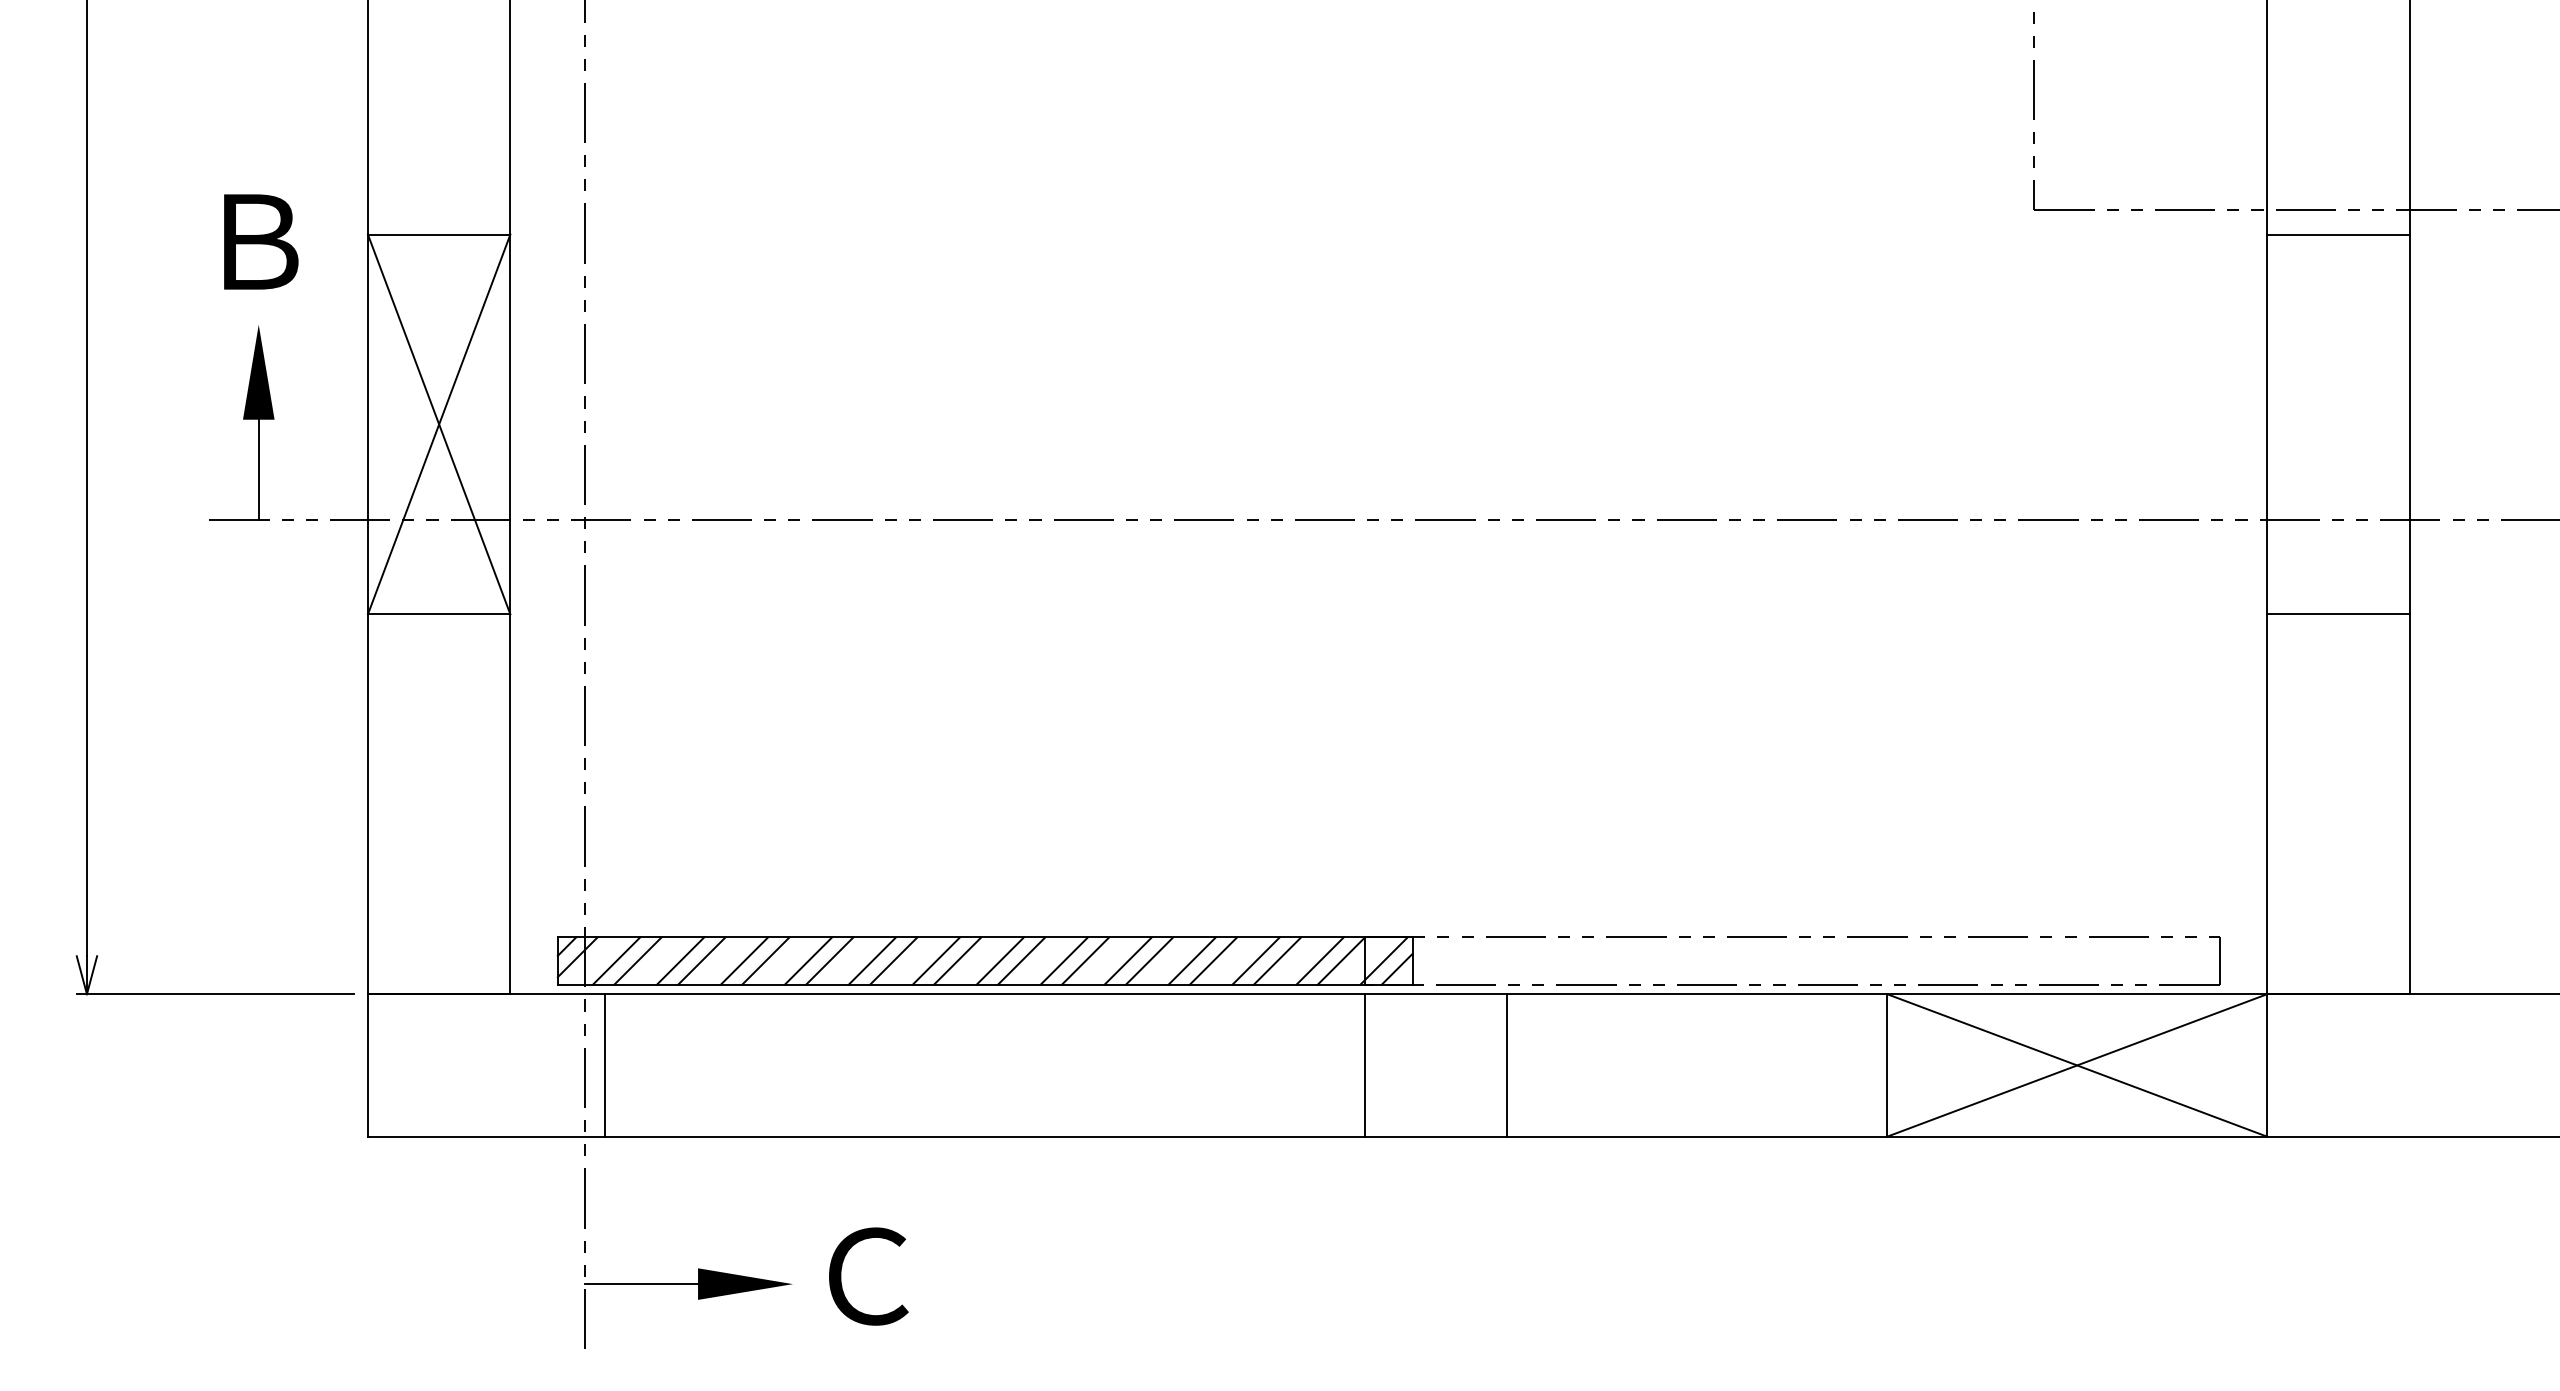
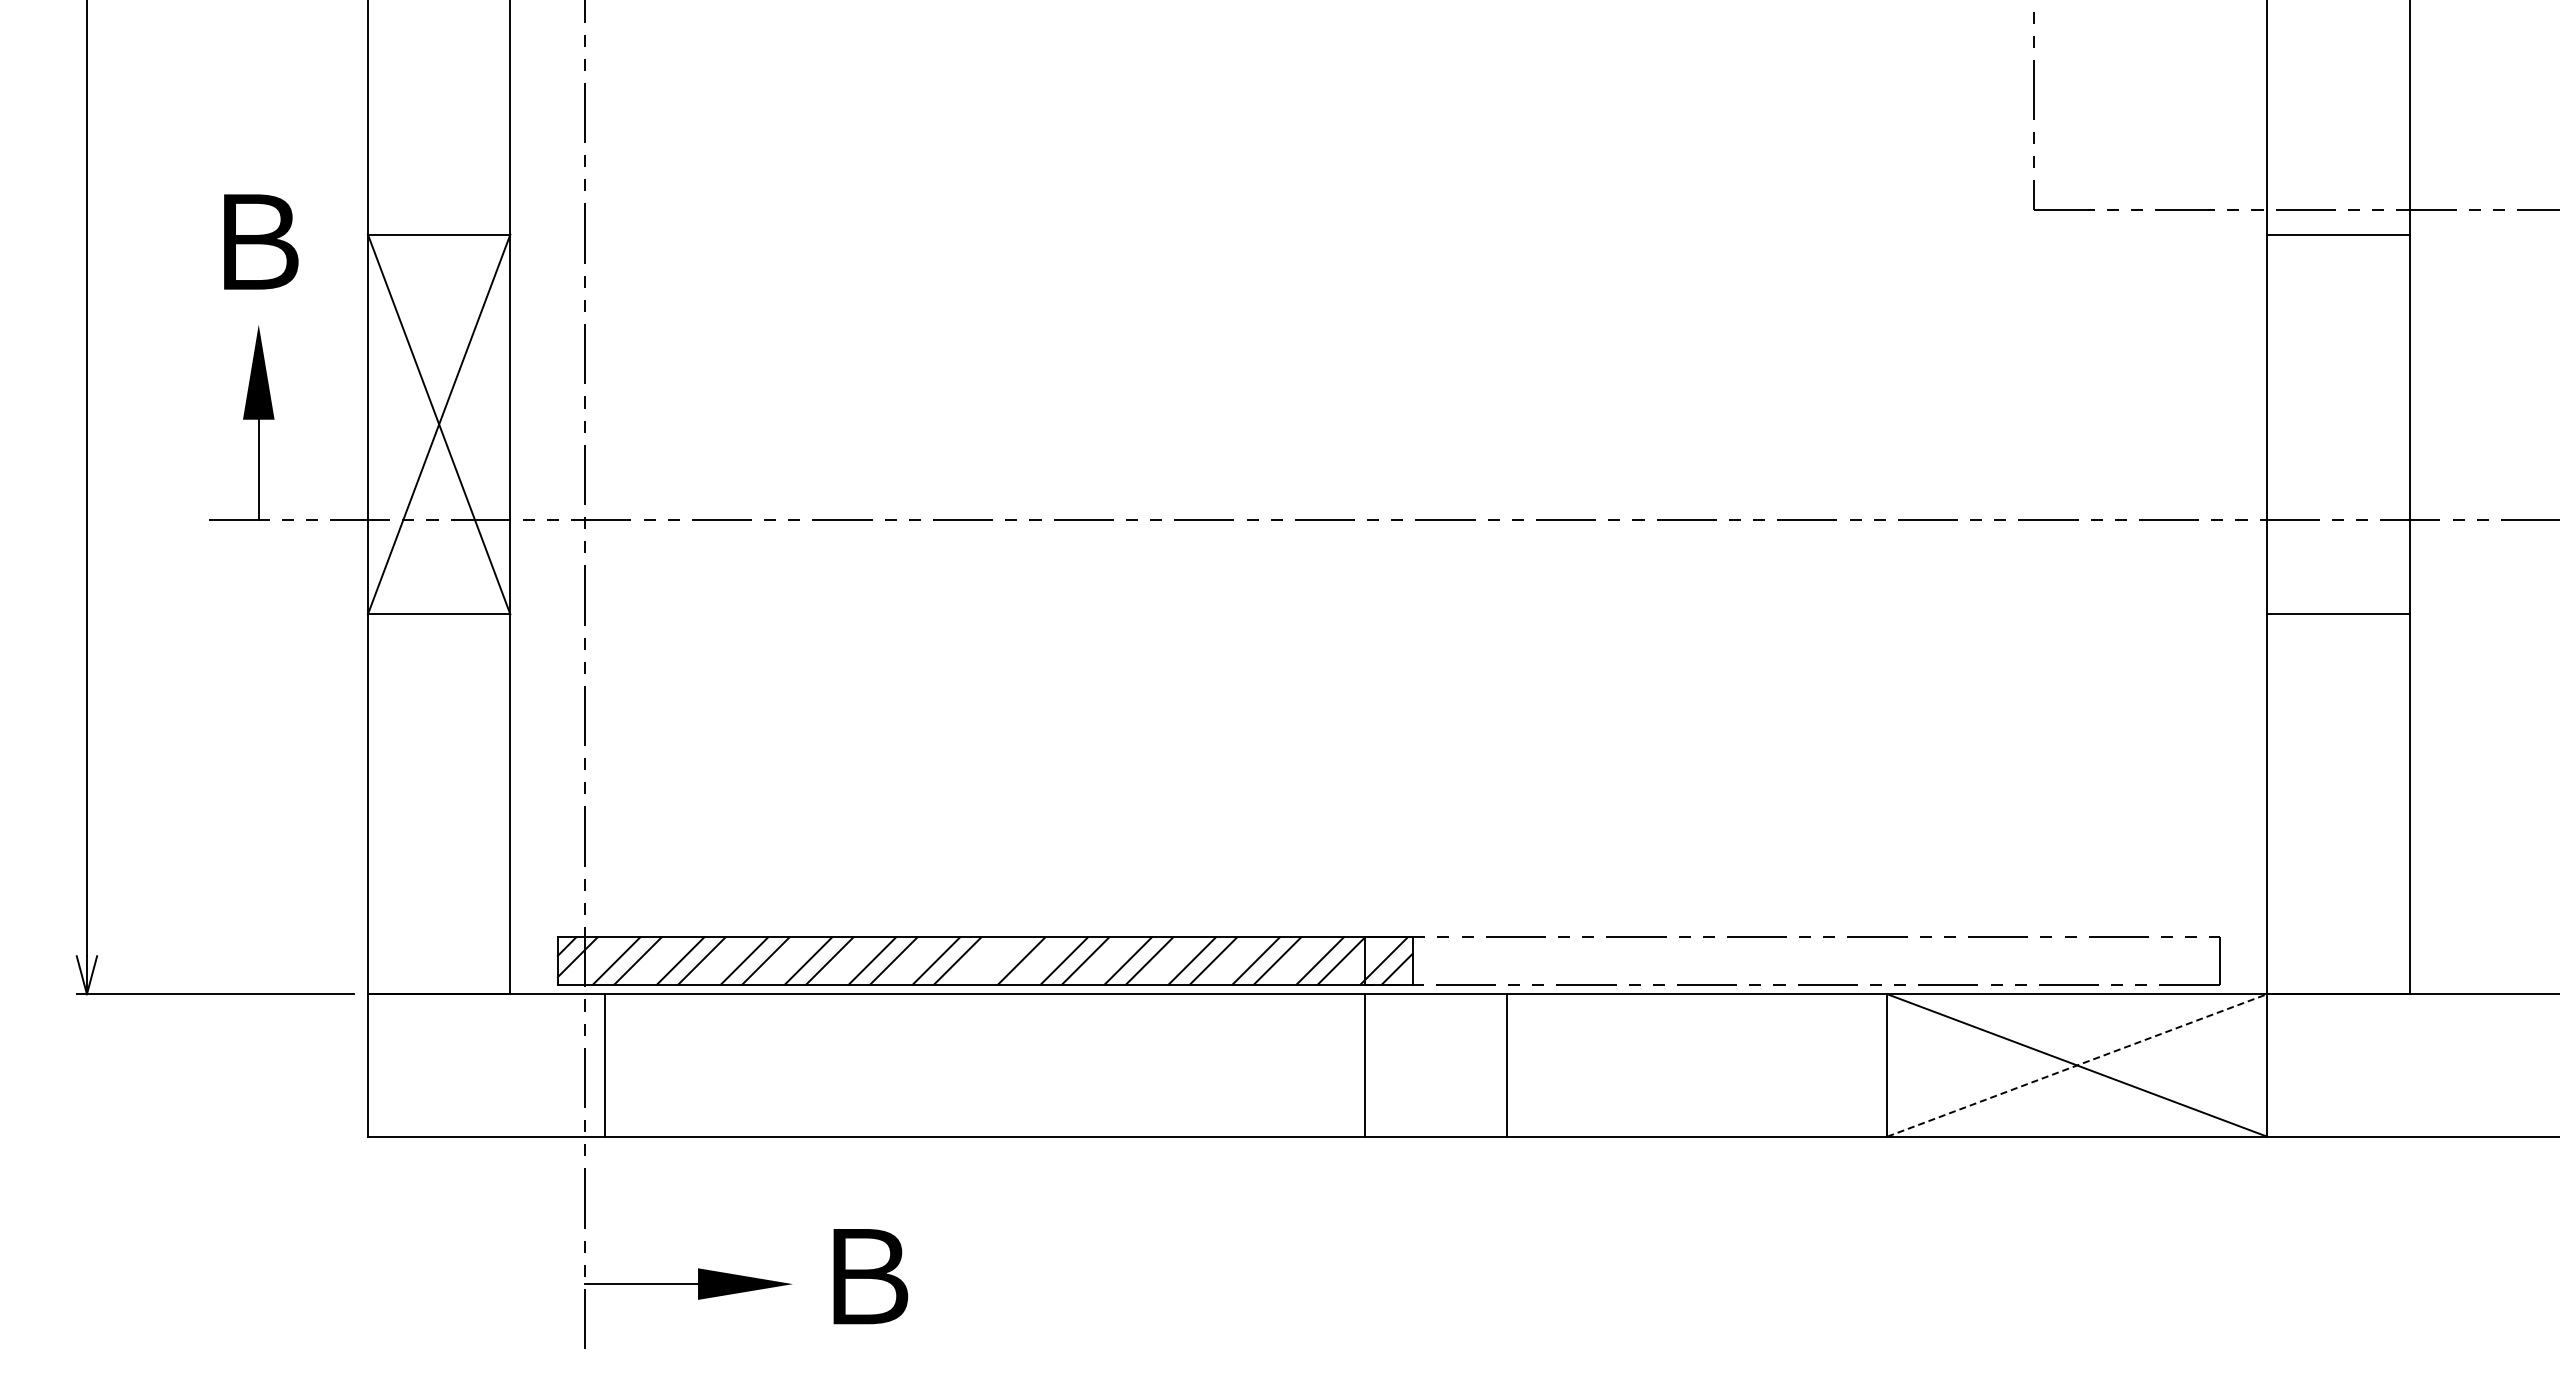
line: present -> none (1000, 960)
line: solid -> dashed (2077, 1065)
text: Ｃ -> Ｂ (868, 1276)
